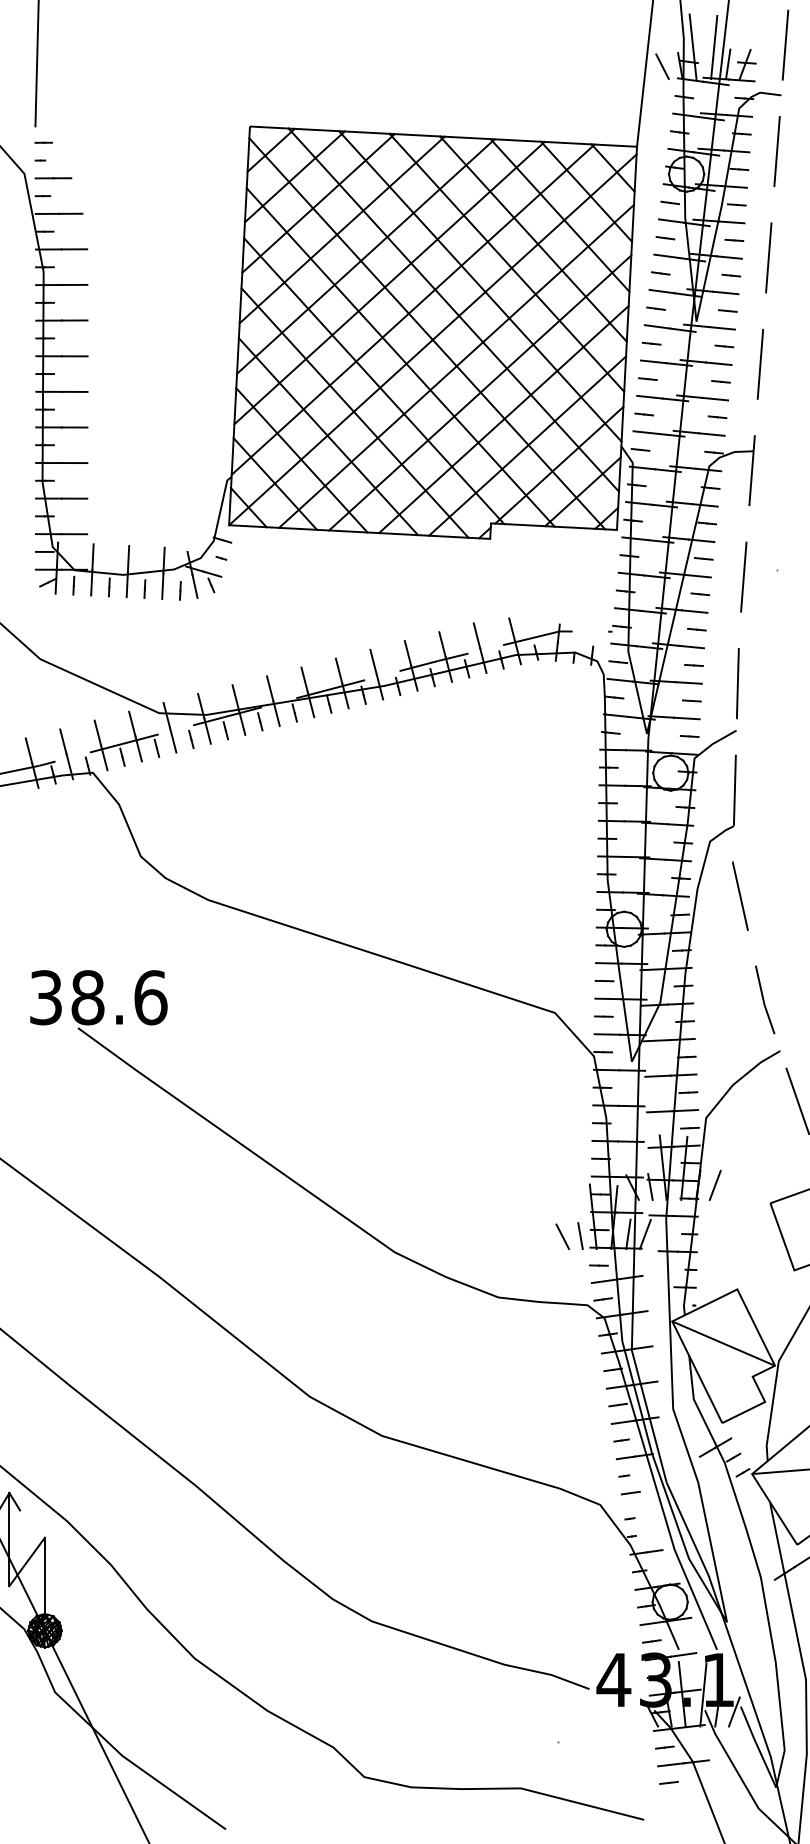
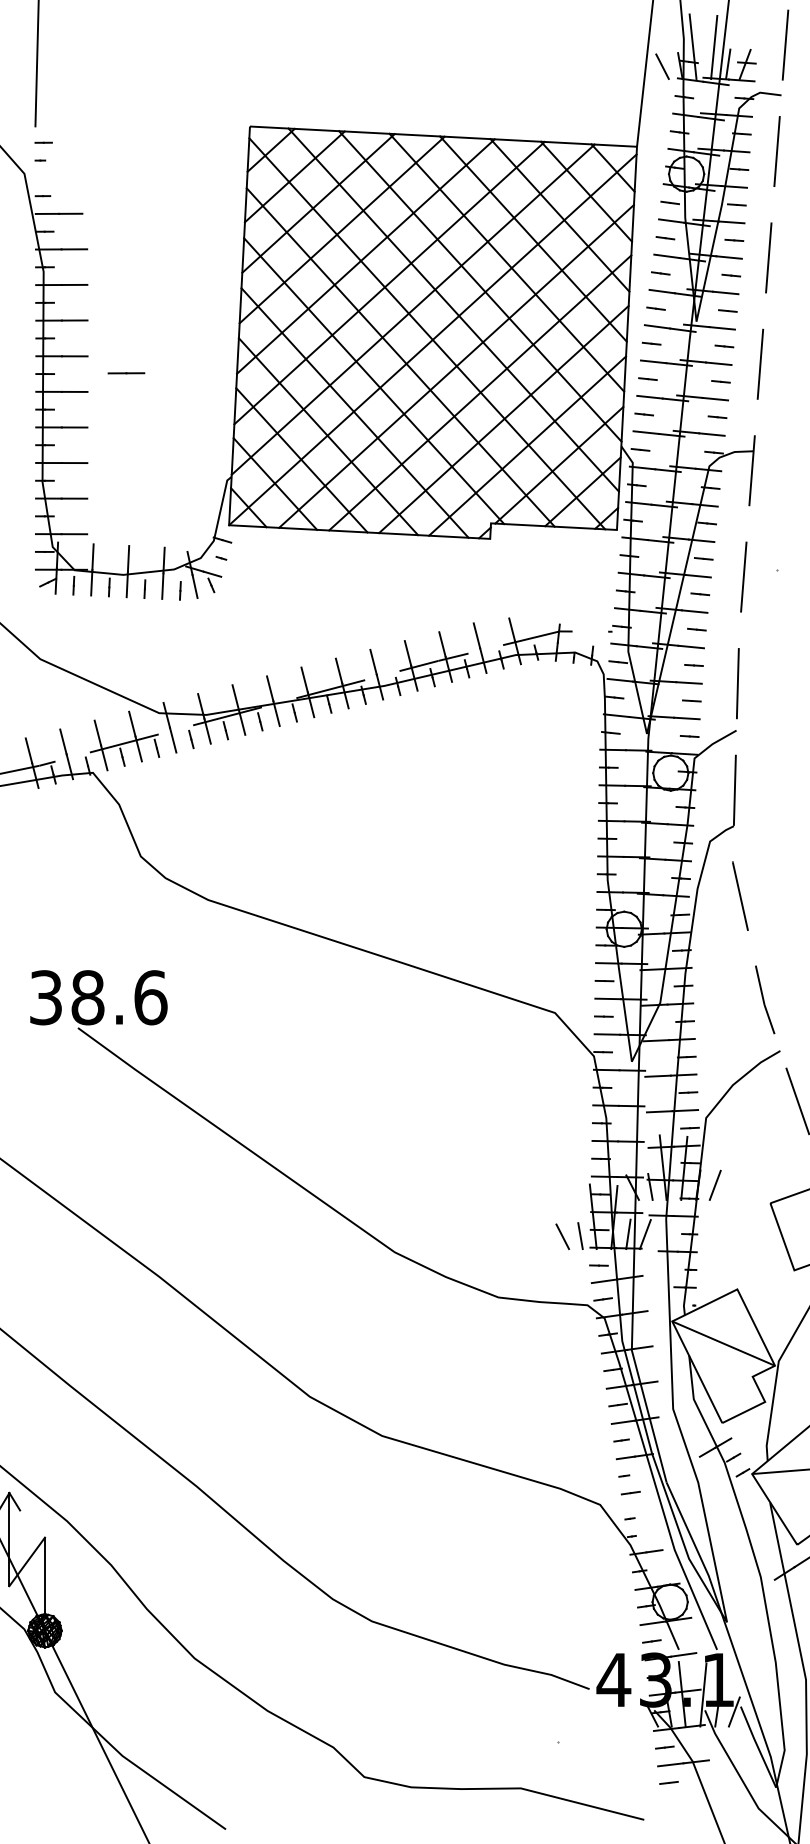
line position: (53, 178) -> (126, 373) (126, 373)
